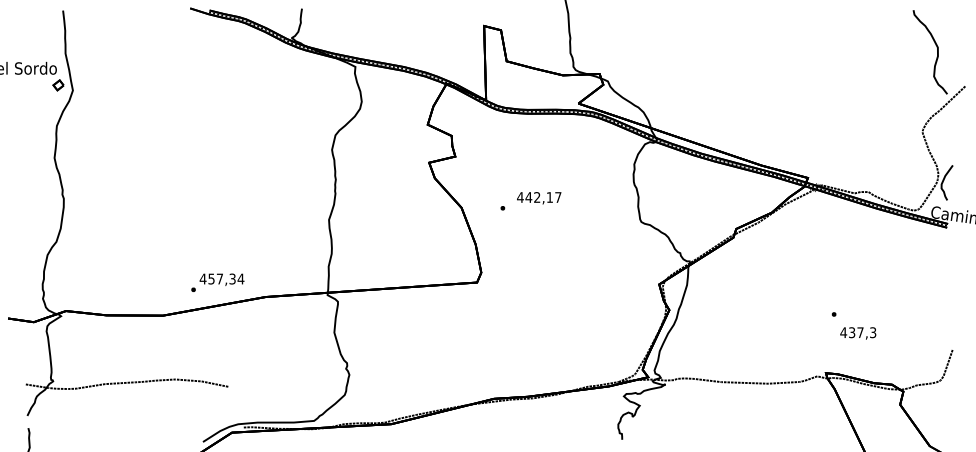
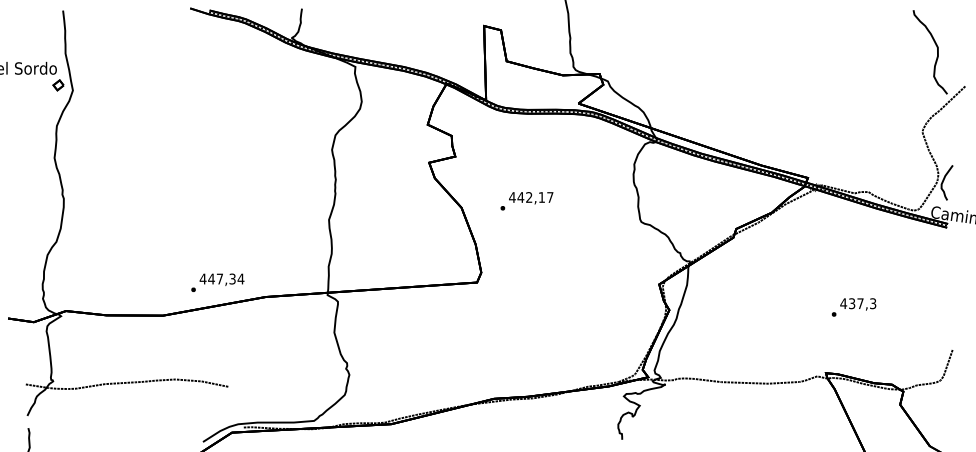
text position: (539, 198) -> (531, 198) (531, 198)
text: 457,34 -> 447,34 (211, 278)
text position: (858, 333) -> (858, 304) (858, 304)
